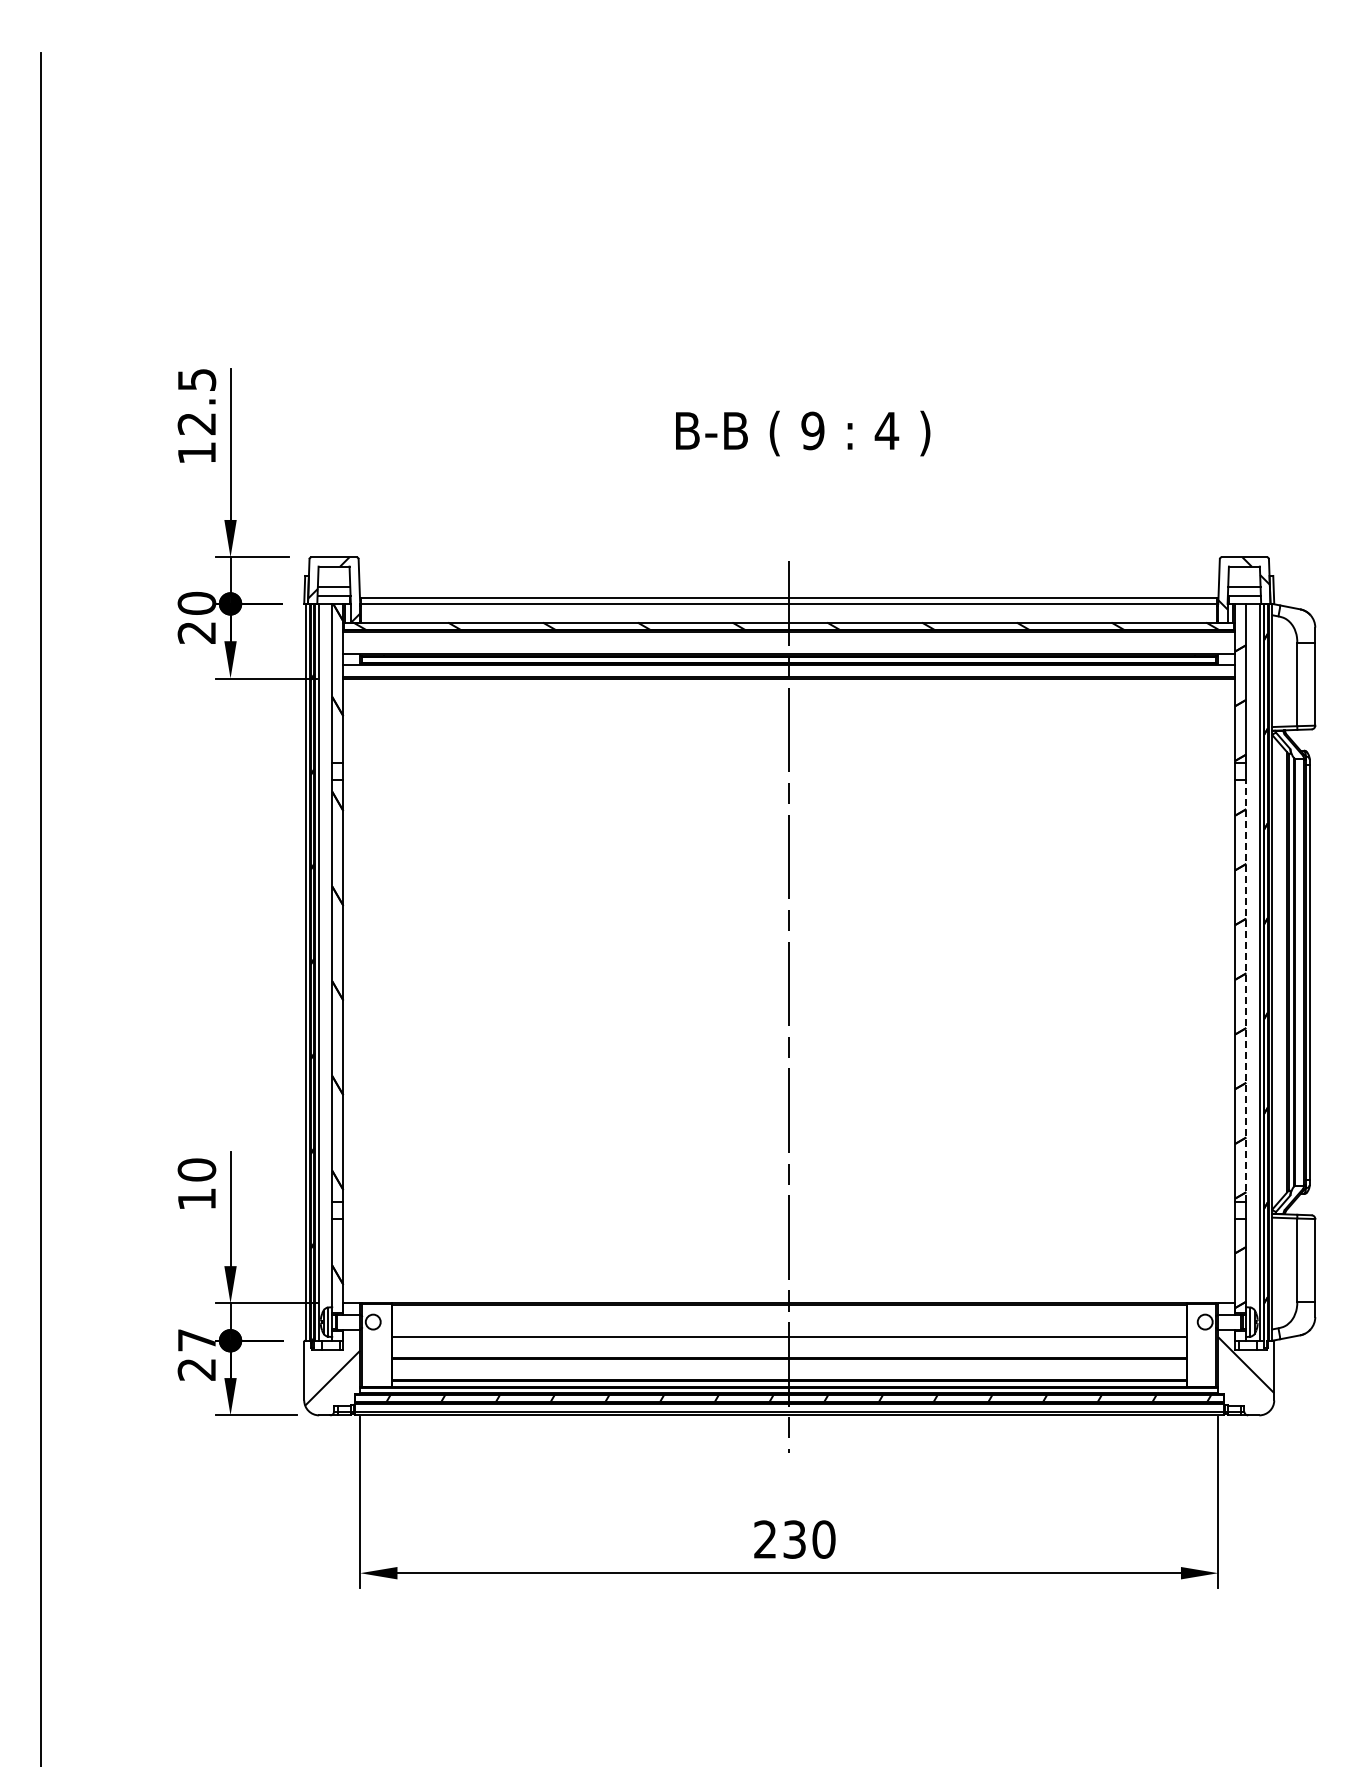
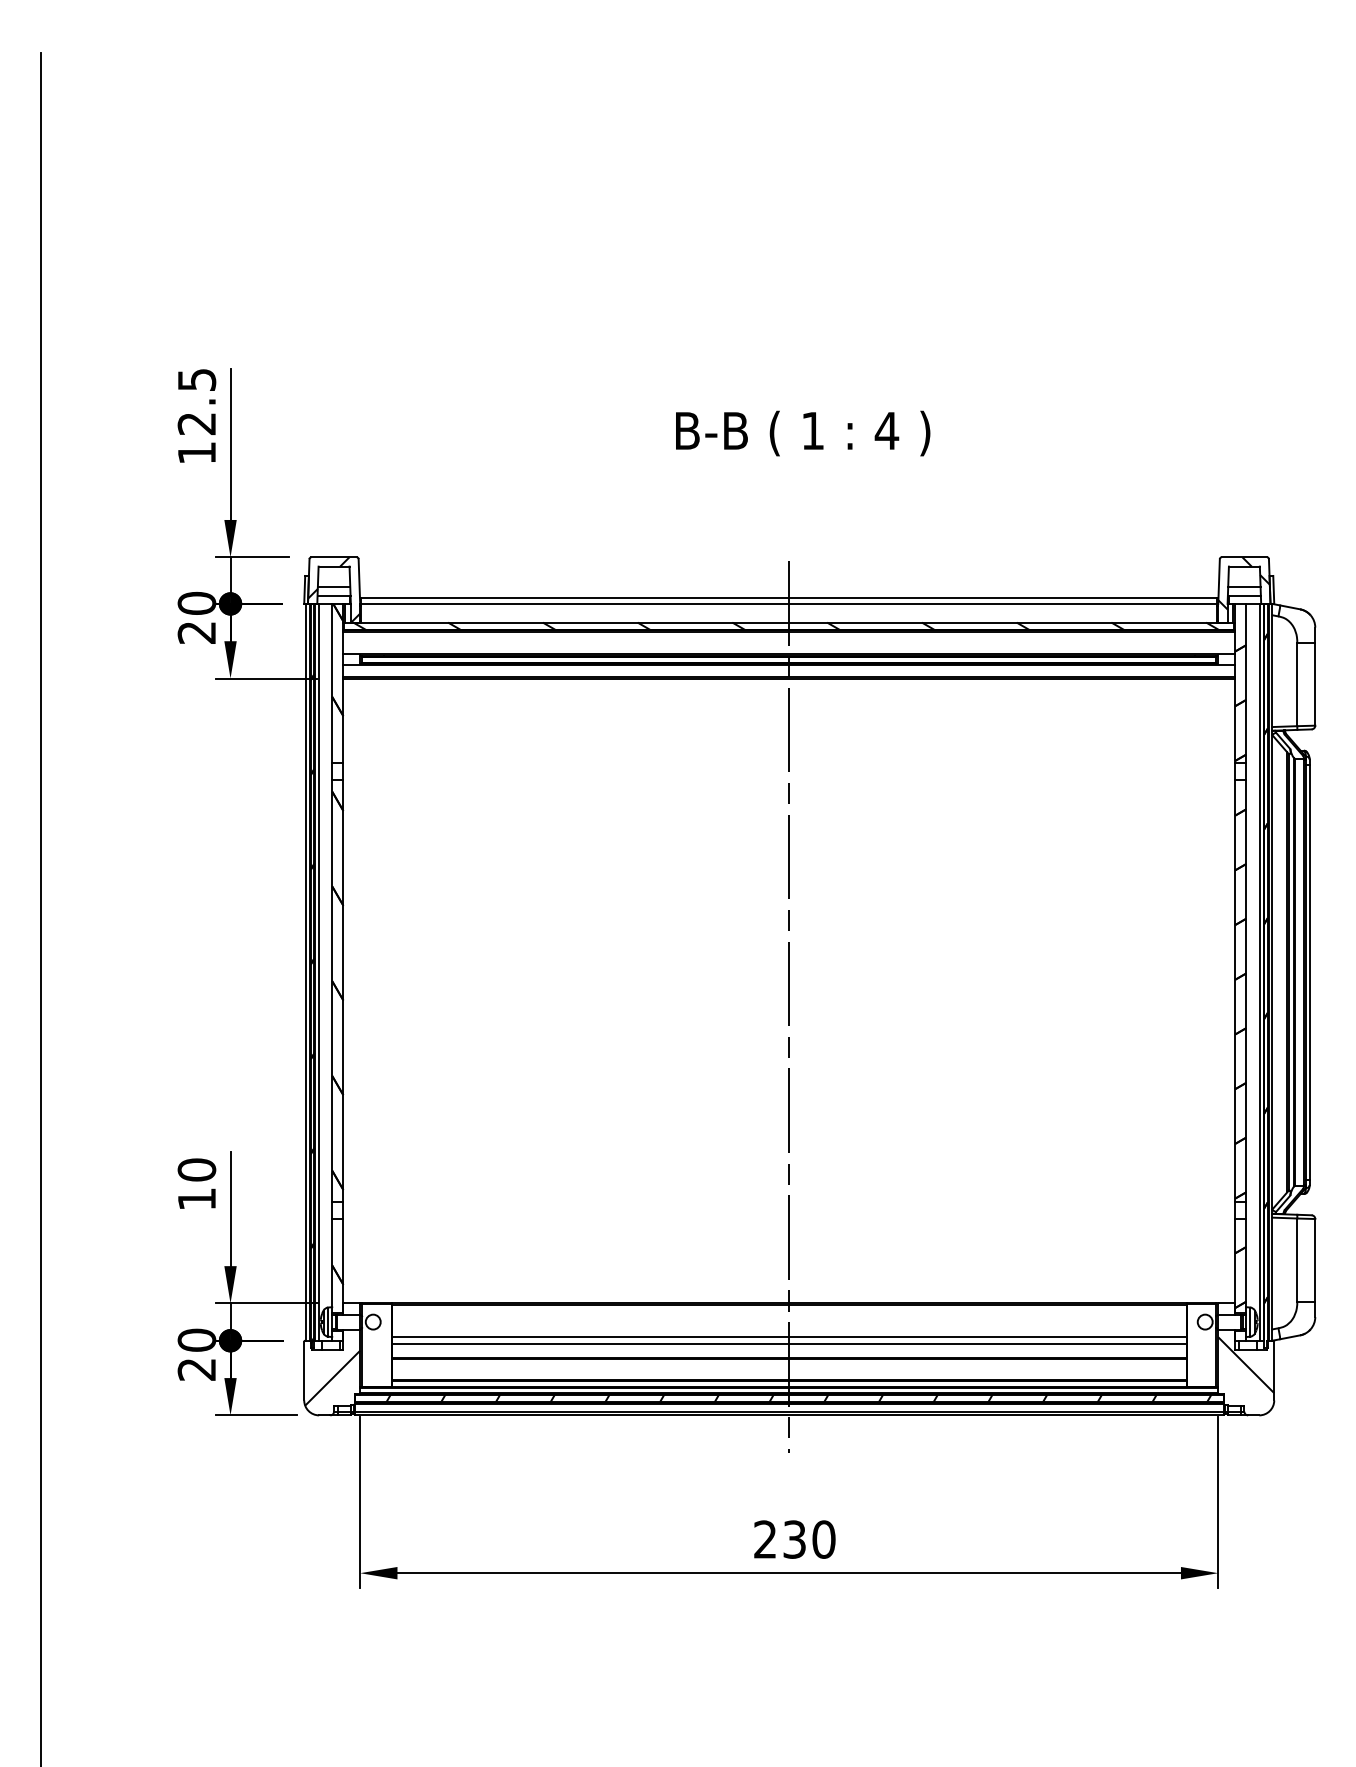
text: 9 -> 1 (812, 430)
line: dashed -> solid (1246, 991)
text: 27 -> 20 (196, 1339)
line: none -> present (788, 1344)
